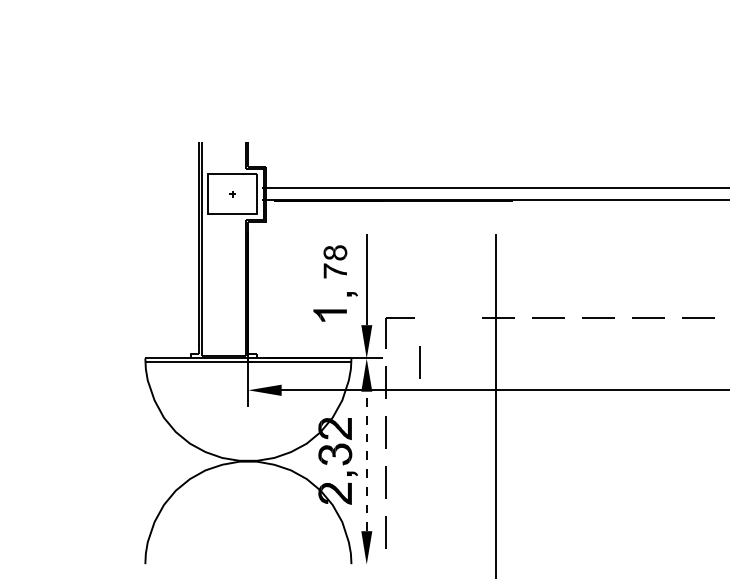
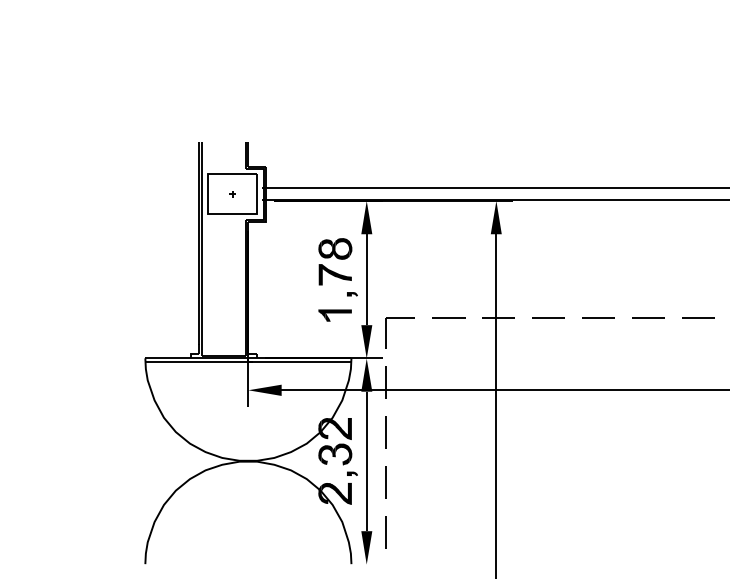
fill: none -> present (366, 217)
fill: none -> present (495, 217)
part size: 25x34 px -> 35x48 px (335, 261)
part position: (329, 315) -> (334, 315) (334, 315)
line: none -> present (448, 317)
line: present -> none (419, 362)
line: dashed -> solid (366, 461)
